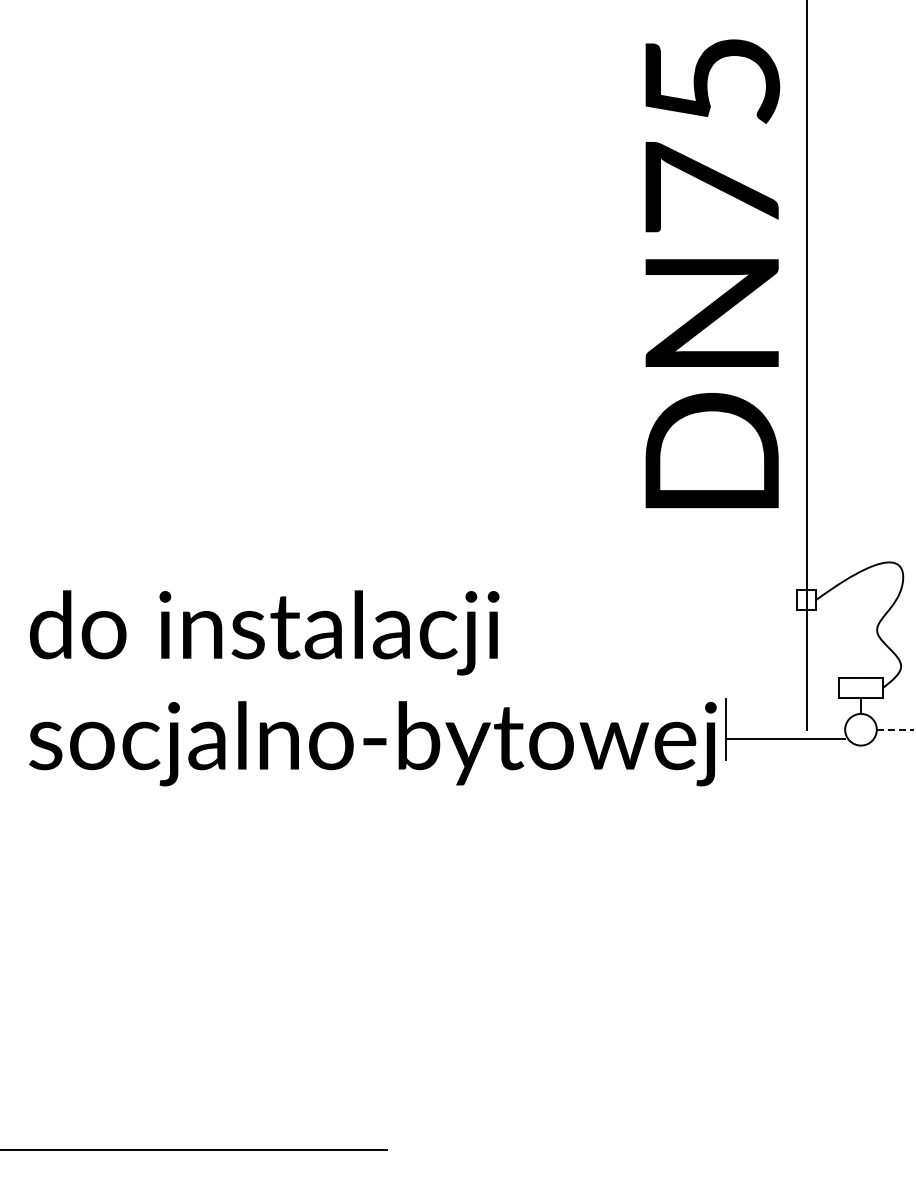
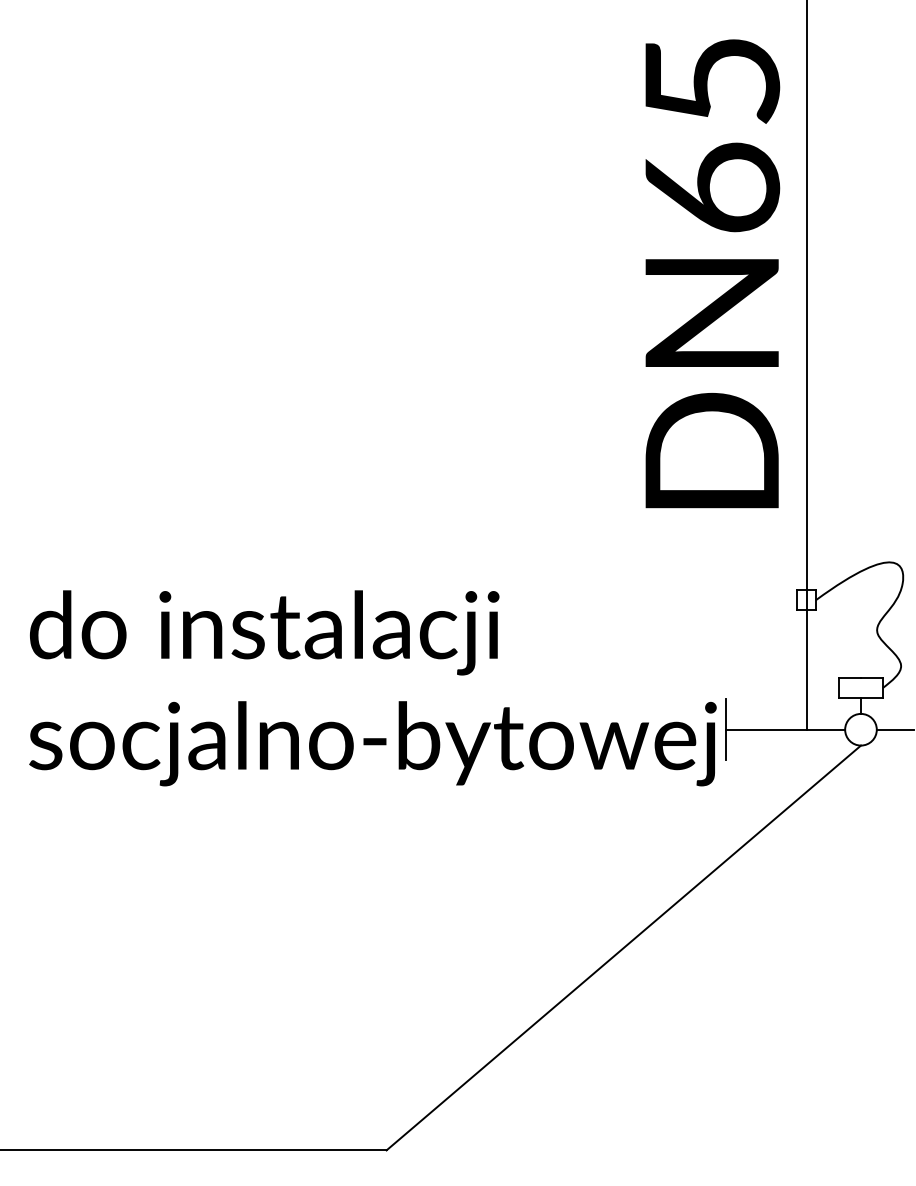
text: DN75 -> DN65 (712, 187)
line: dashed -> solid (895, 729)
line position: (785, 738) -> (785, 729) (785, 729)
line: none -> present (623, 947)
